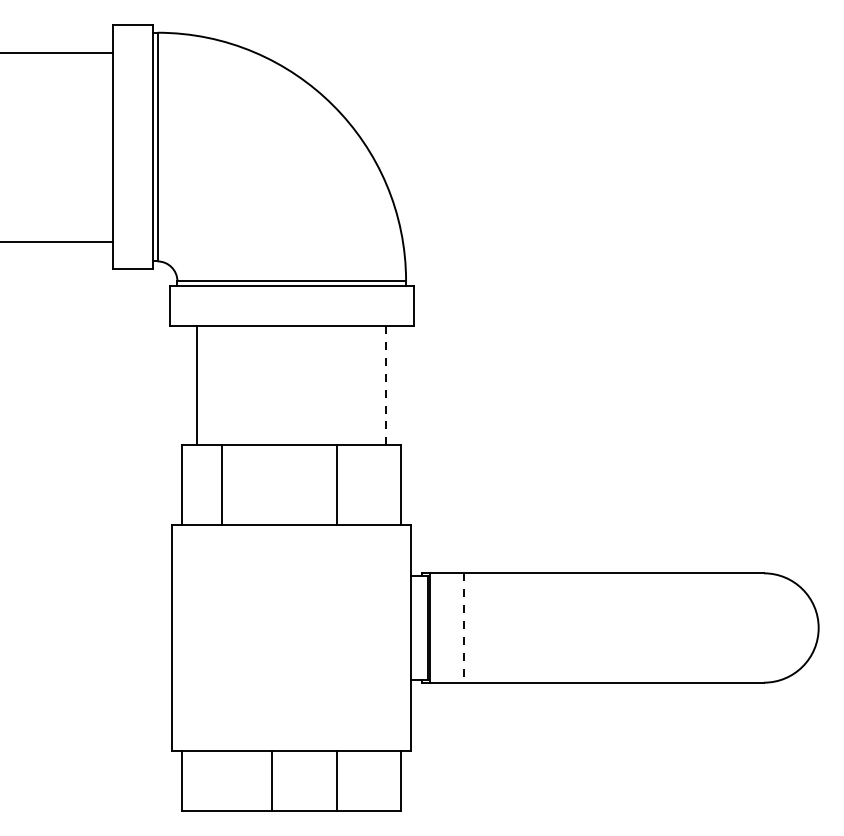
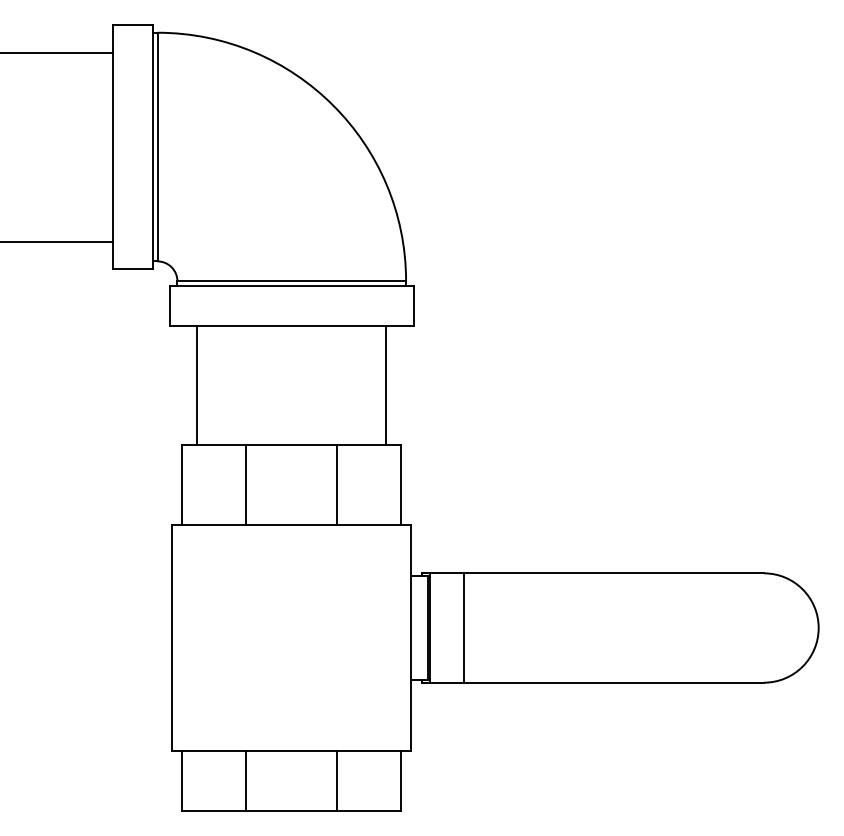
line: dashed -> solid (386, 385)
line position: (222, 484) -> (246, 484) (246, 484)
line: dashed -> solid (464, 628)
line position: (272, 780) -> (246, 780) (246, 780)
